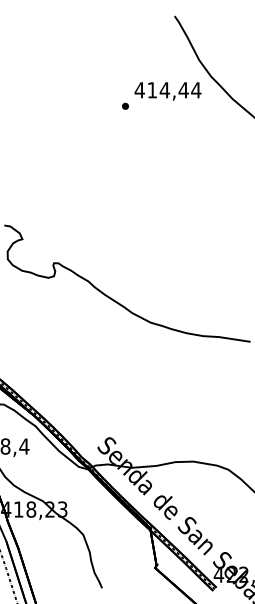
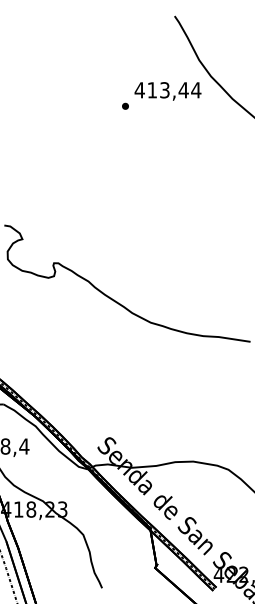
text: 414,44 -> 413,44 (164, 90)
